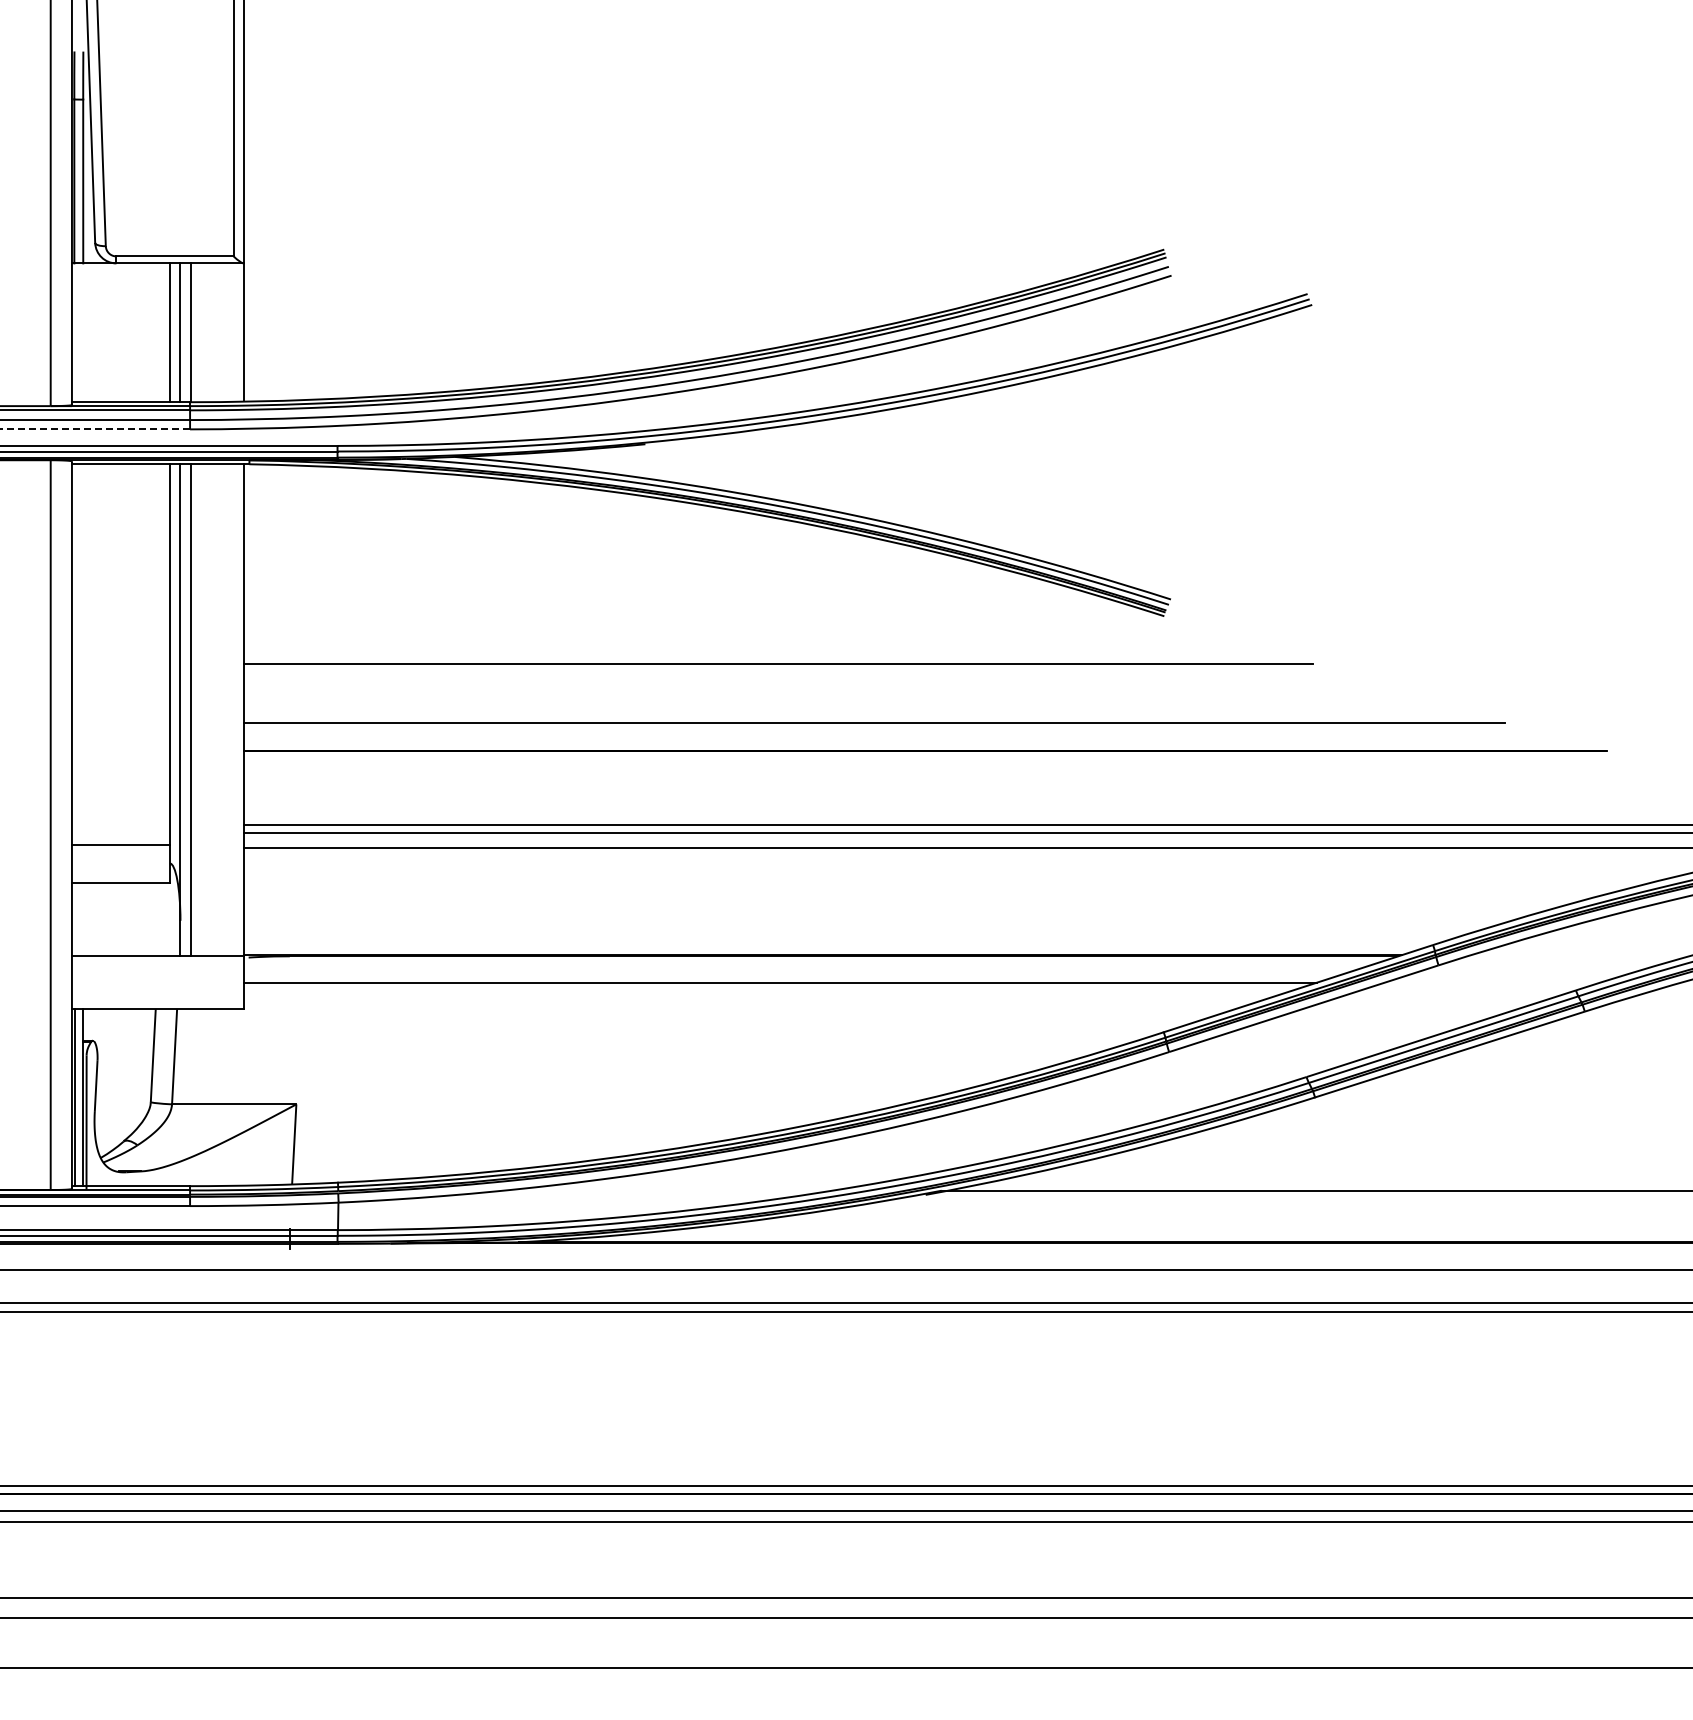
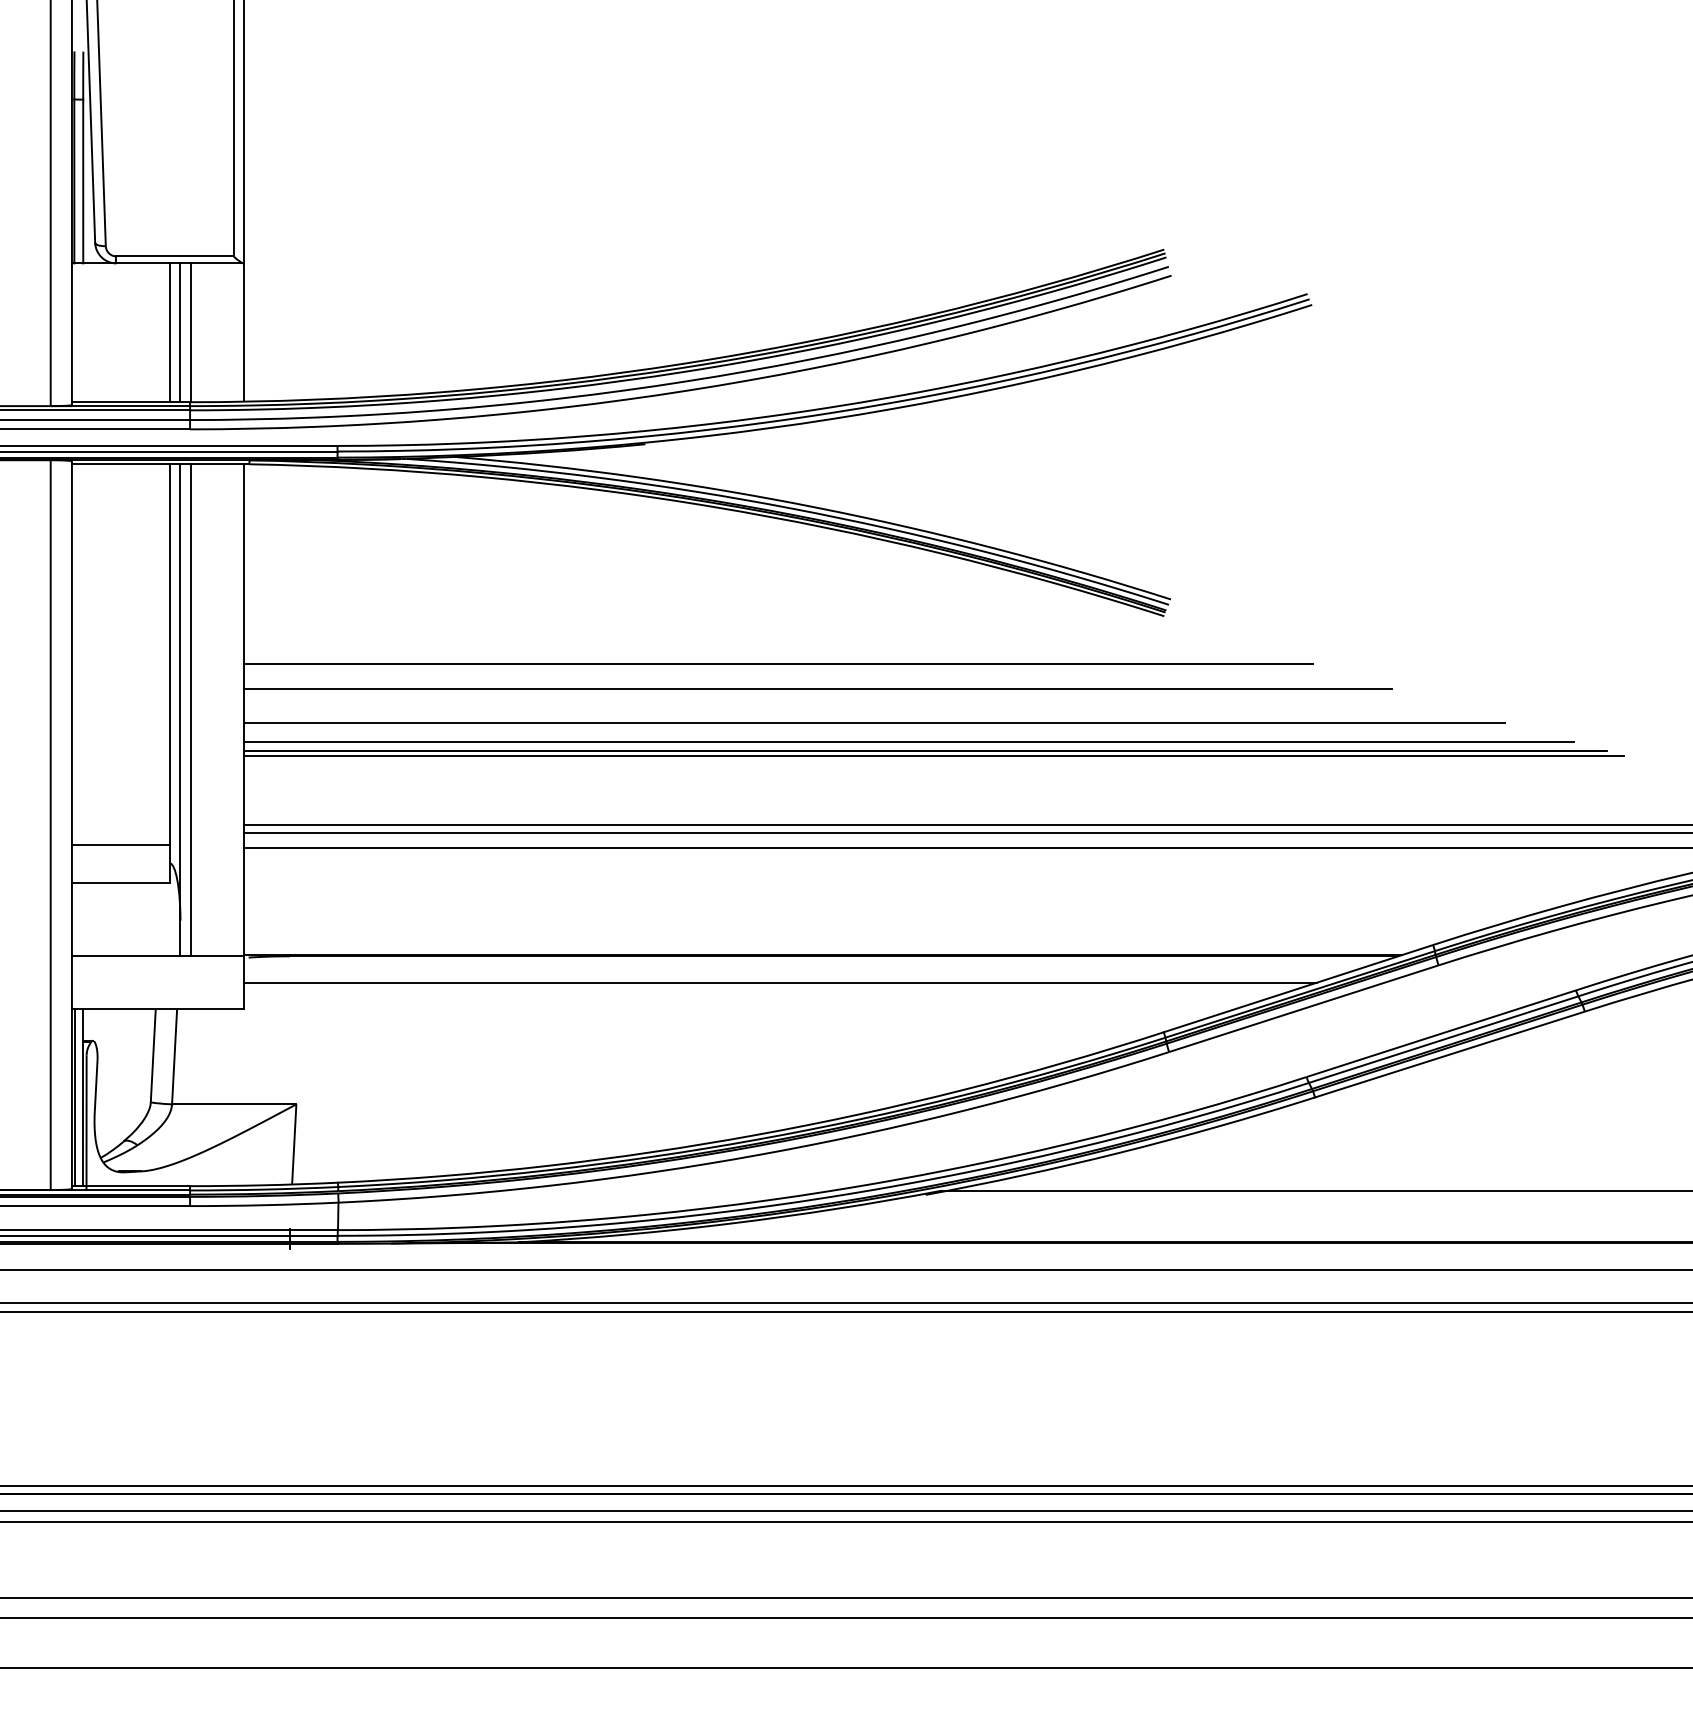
line: dashed -> solid (95, 429)
line: none -> present (817, 689)
line: none -> present (909, 742)
line: none -> present (933, 755)
